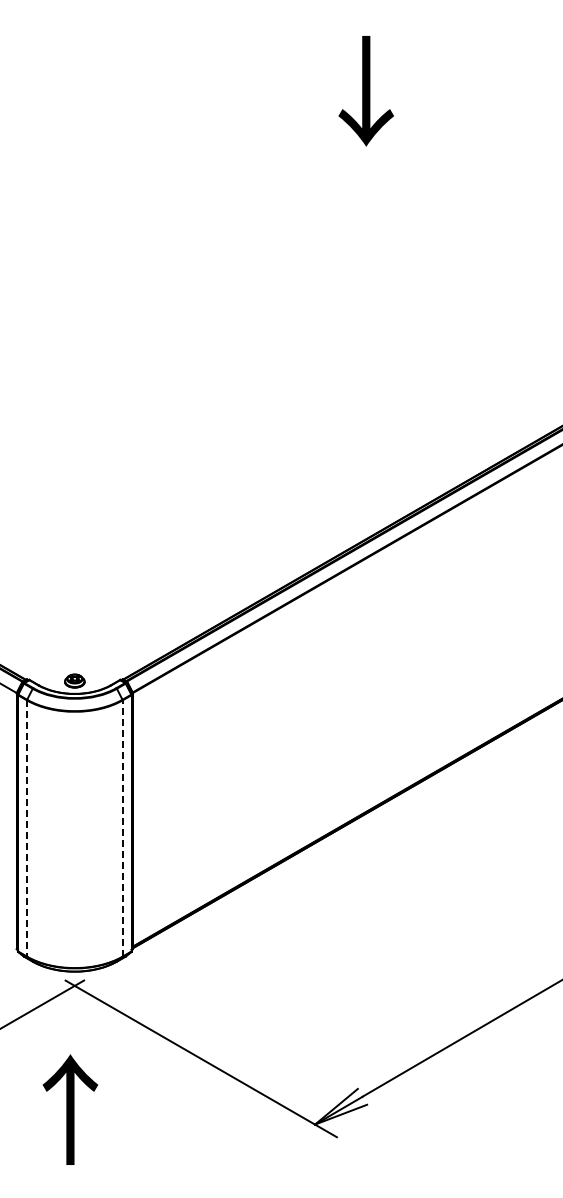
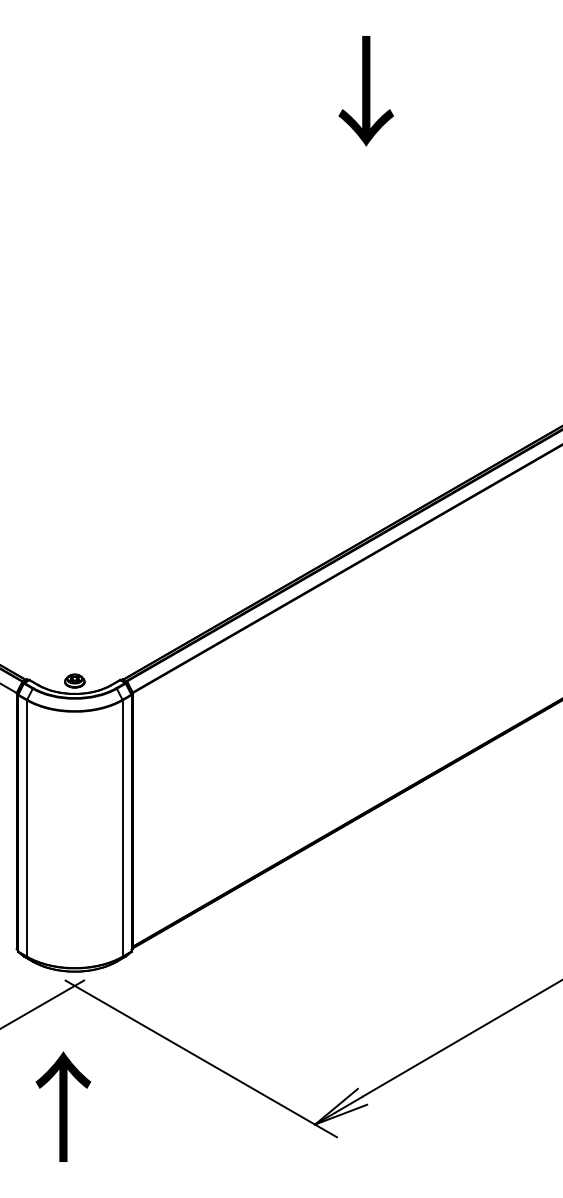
line: dashed -> solid (122, 828)
line: dashed -> solid (27, 829)
text position: (70, 1109) -> (63, 1106) (63, 1106)
